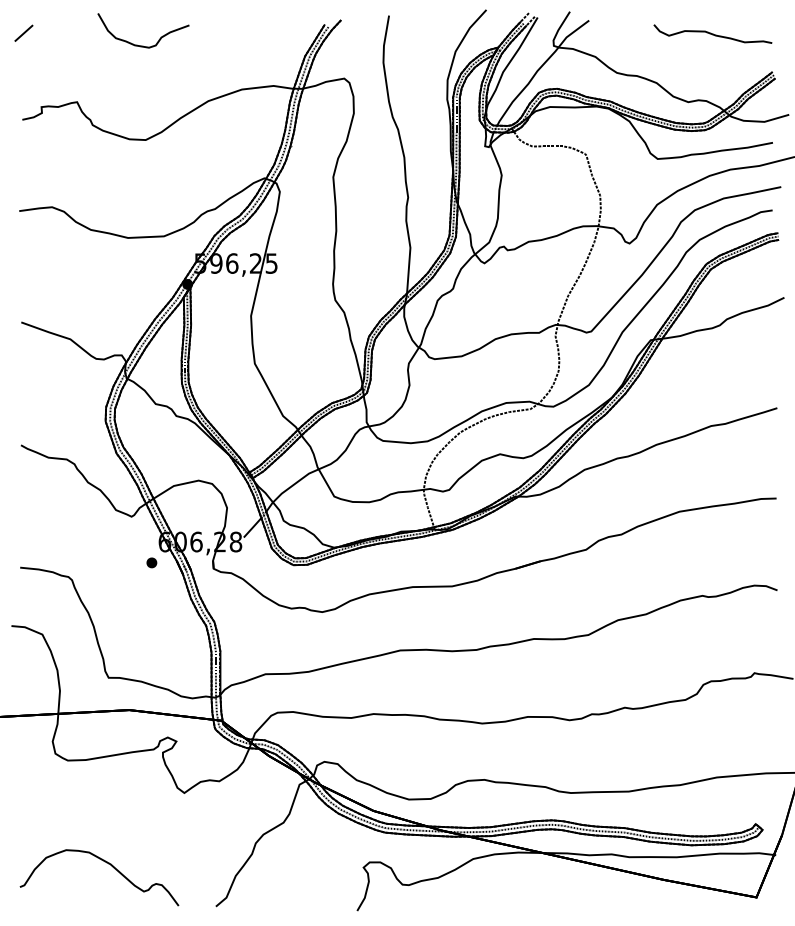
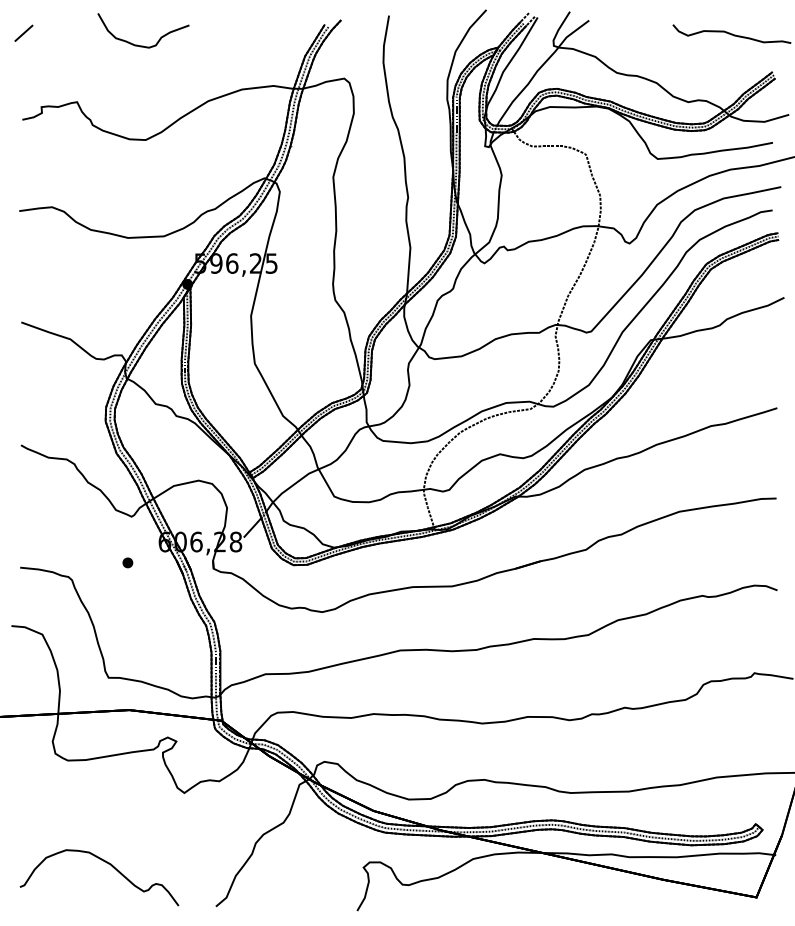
curve position: (712, 33) -> (731, 33) (731, 33)
part position: (151, 562) -> (127, 562) (127, 562)
